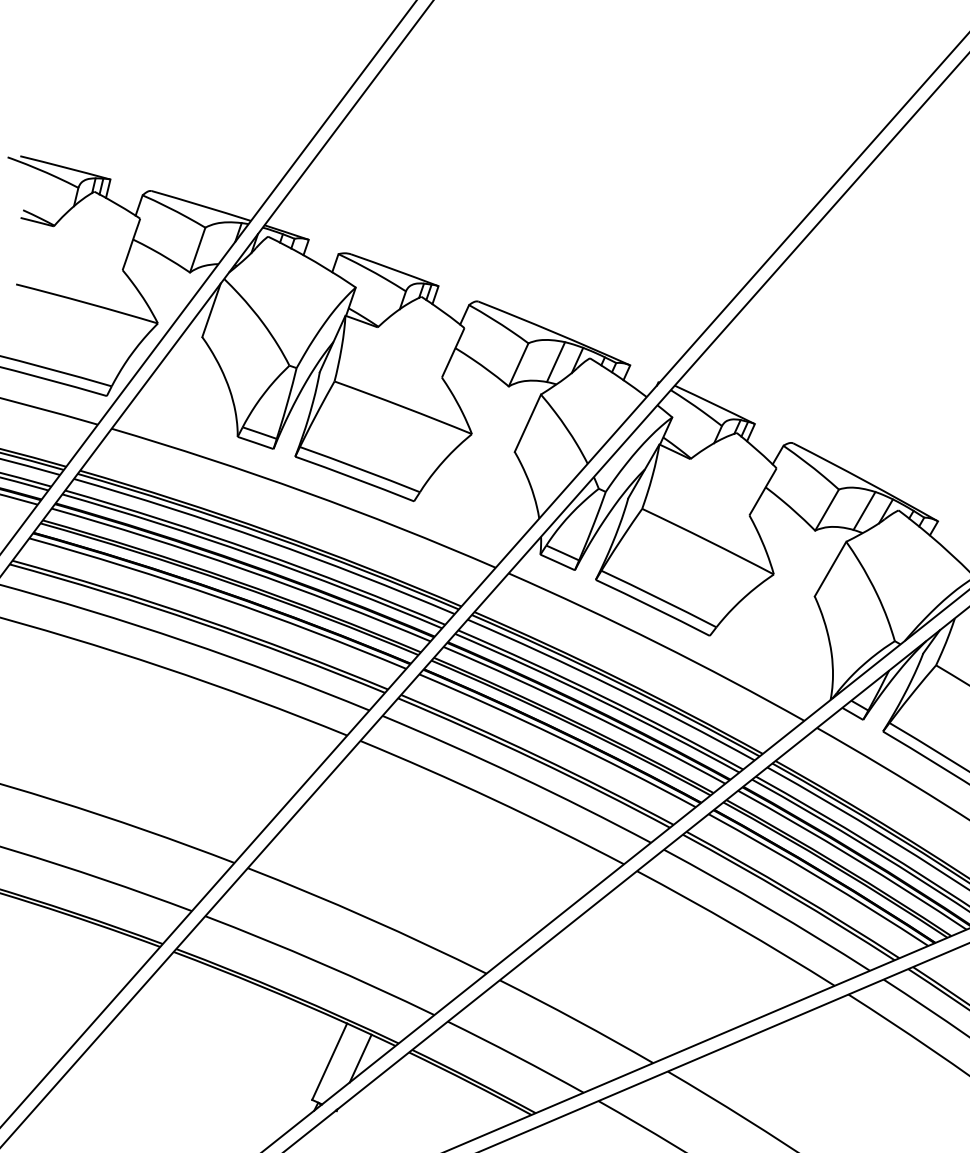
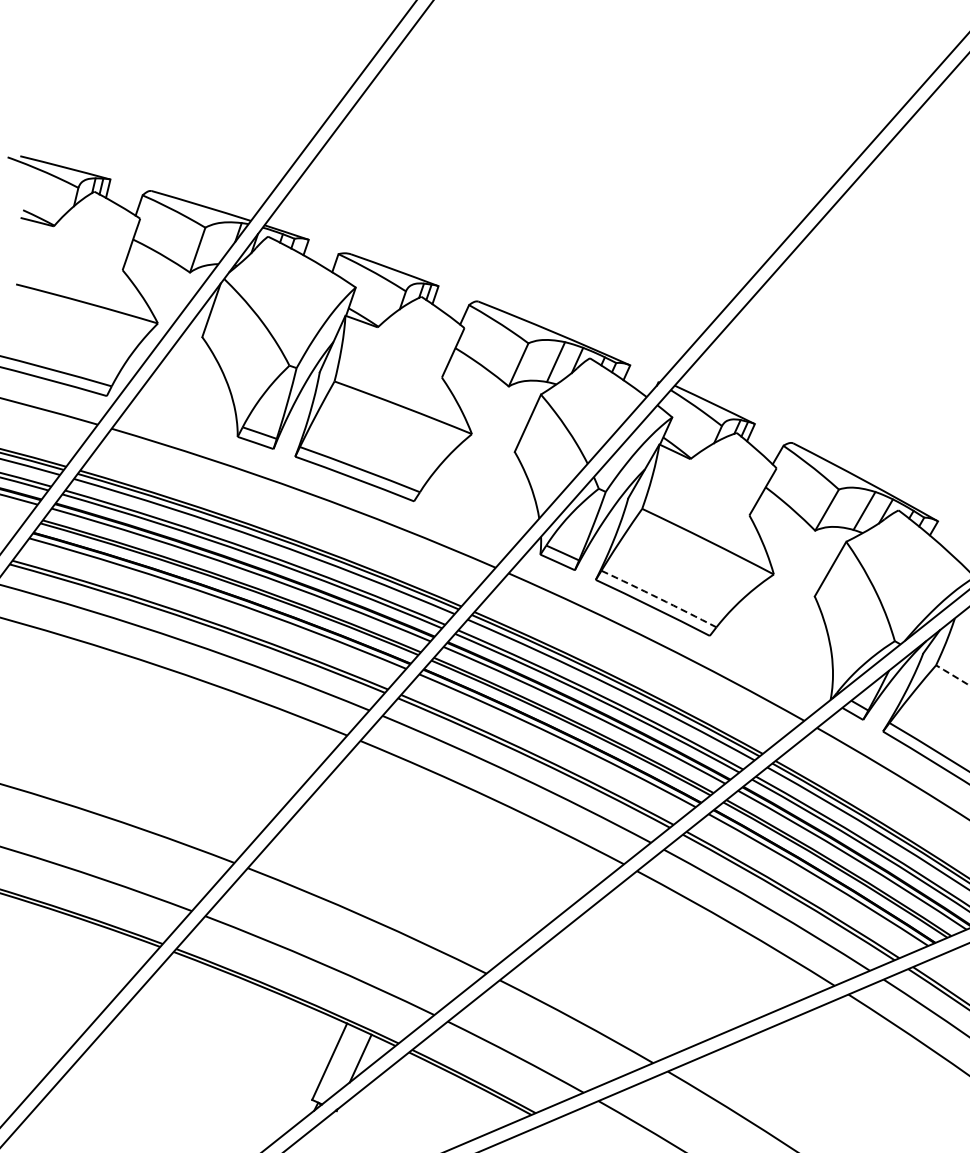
arc: solid -> dashed (659, 598)
arc: solid -> dashed (953, 675)
